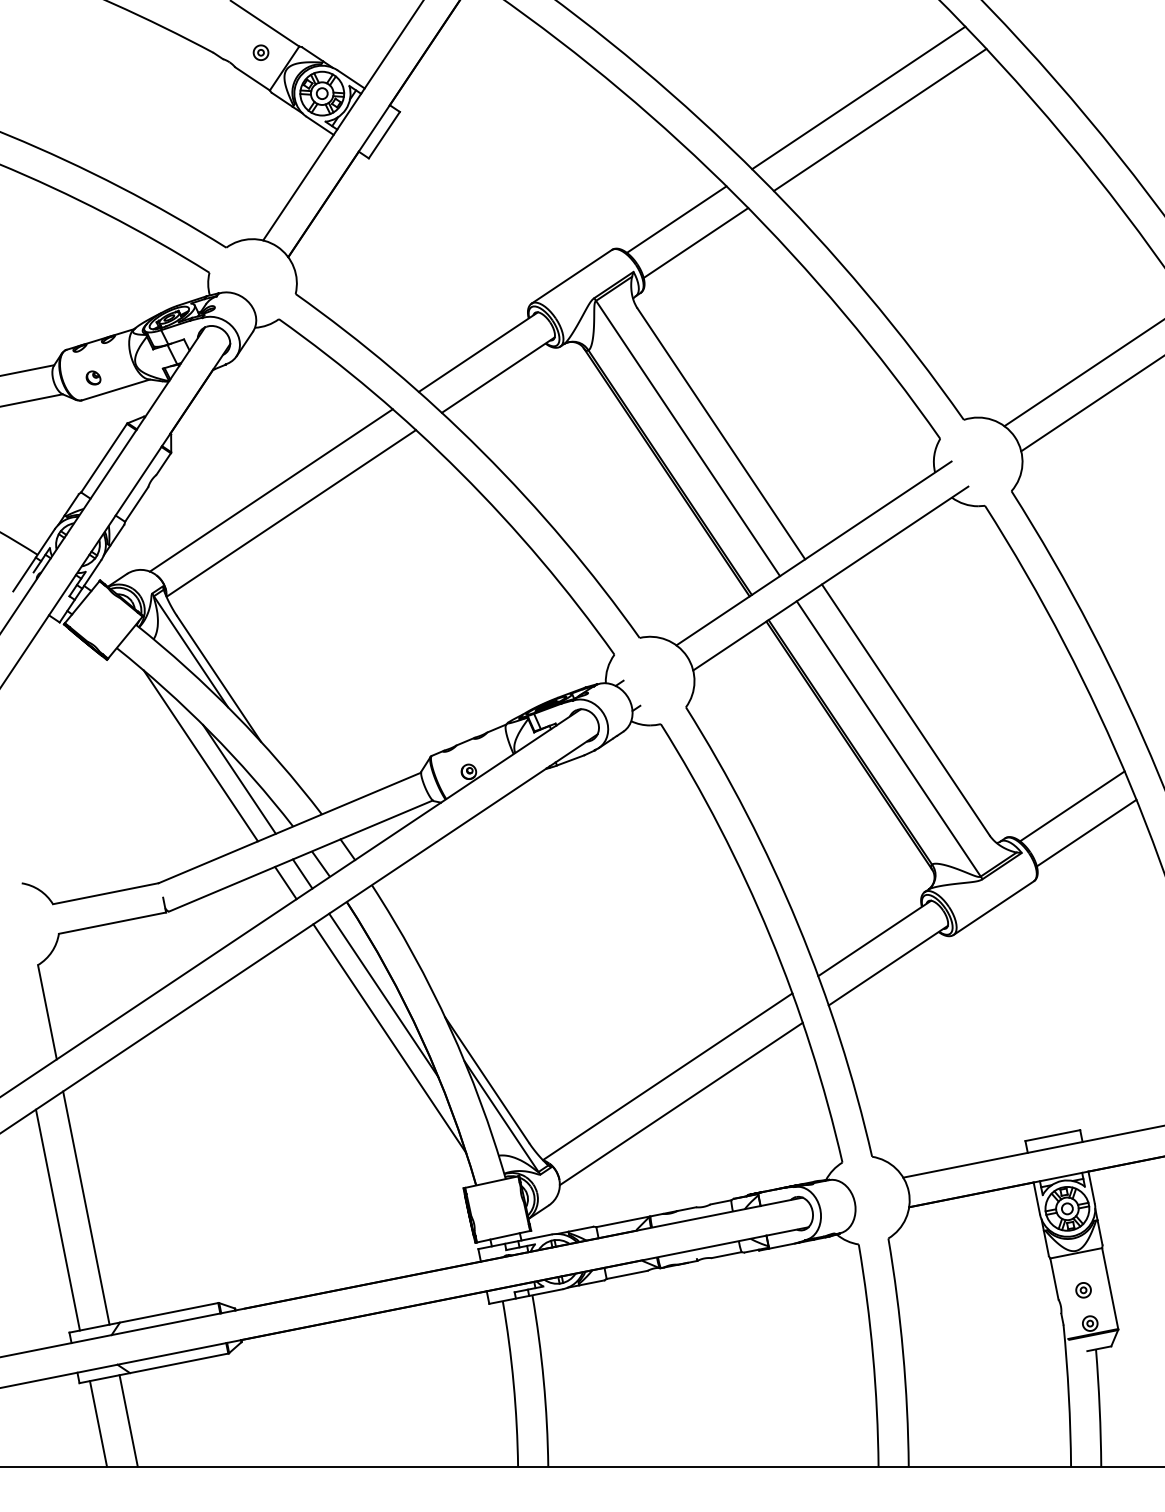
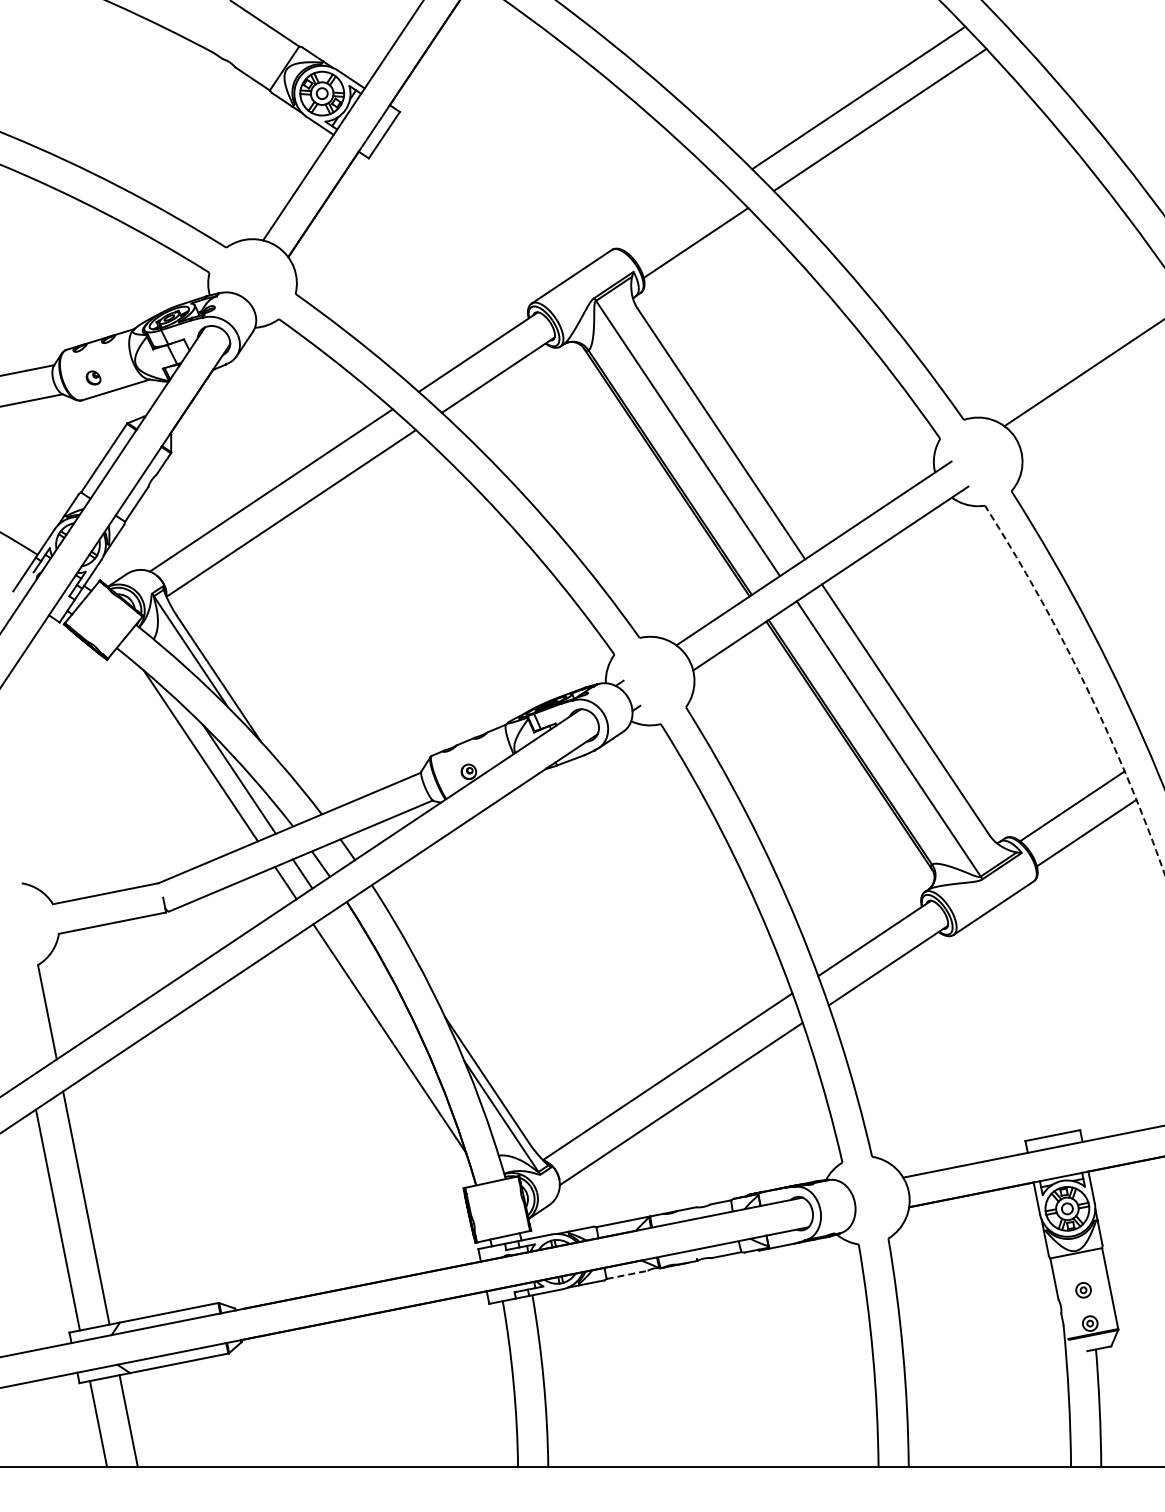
part: present -> none (260, 52)
line: present -> none (676, 219)
line: present -> none (1091, 404)
arc: solid -> dashed (1085, 685)
line: present -> none (383, 995)
line: solid -> dashed (627, 1274)
